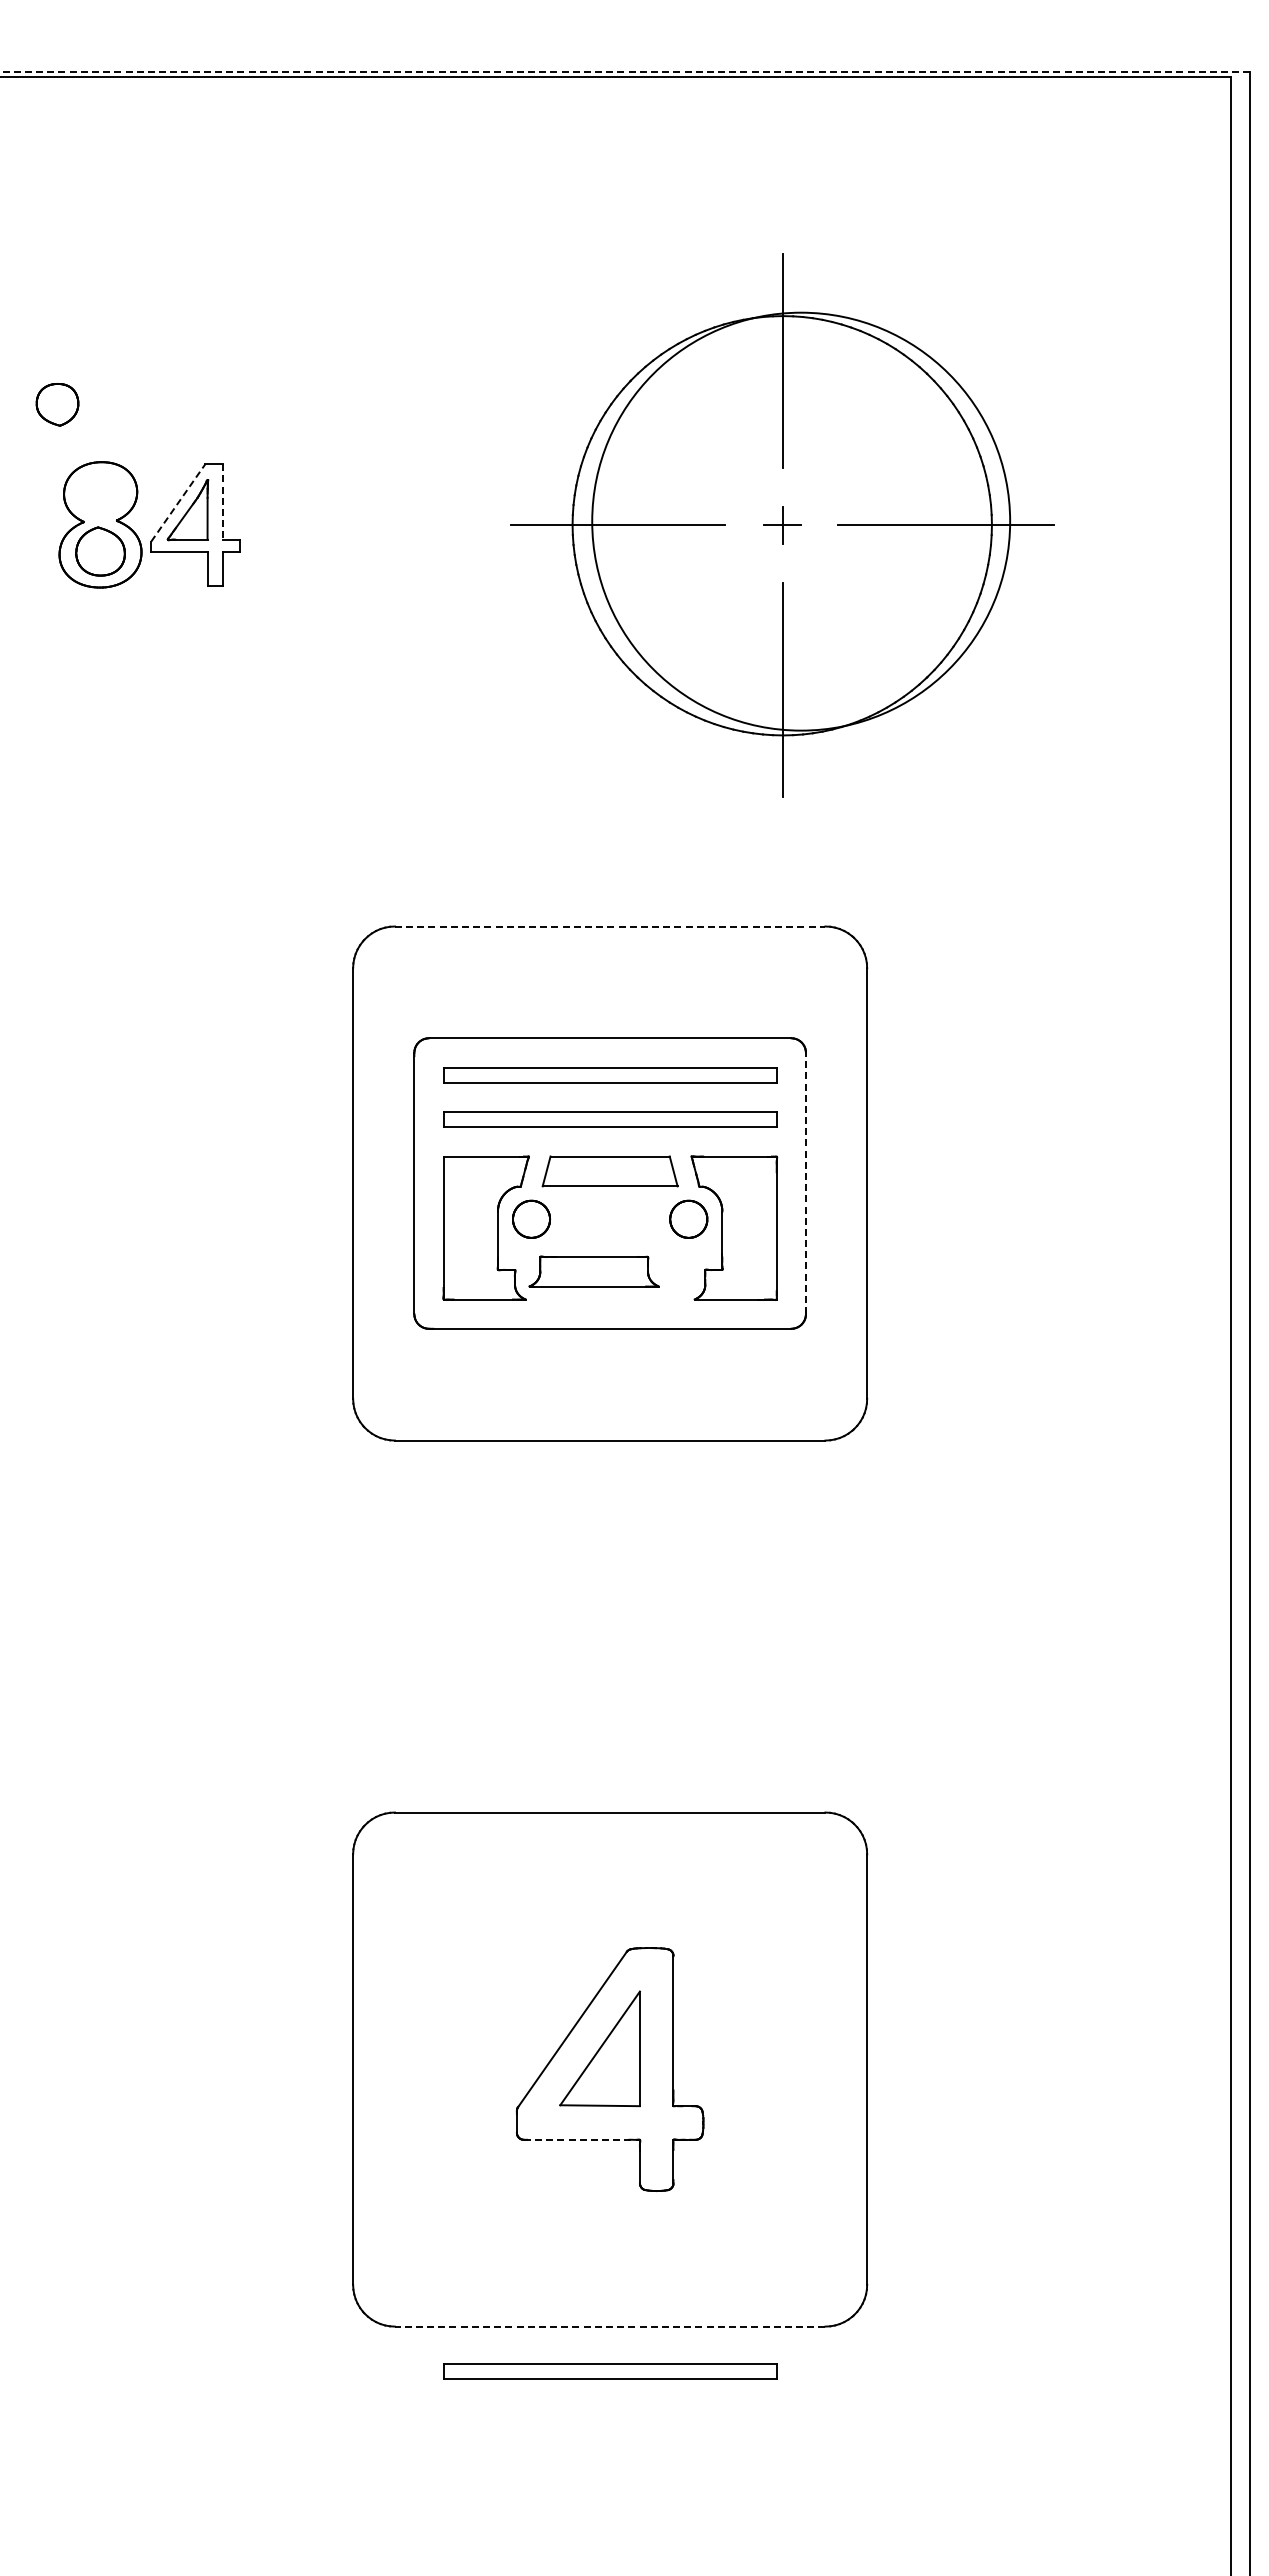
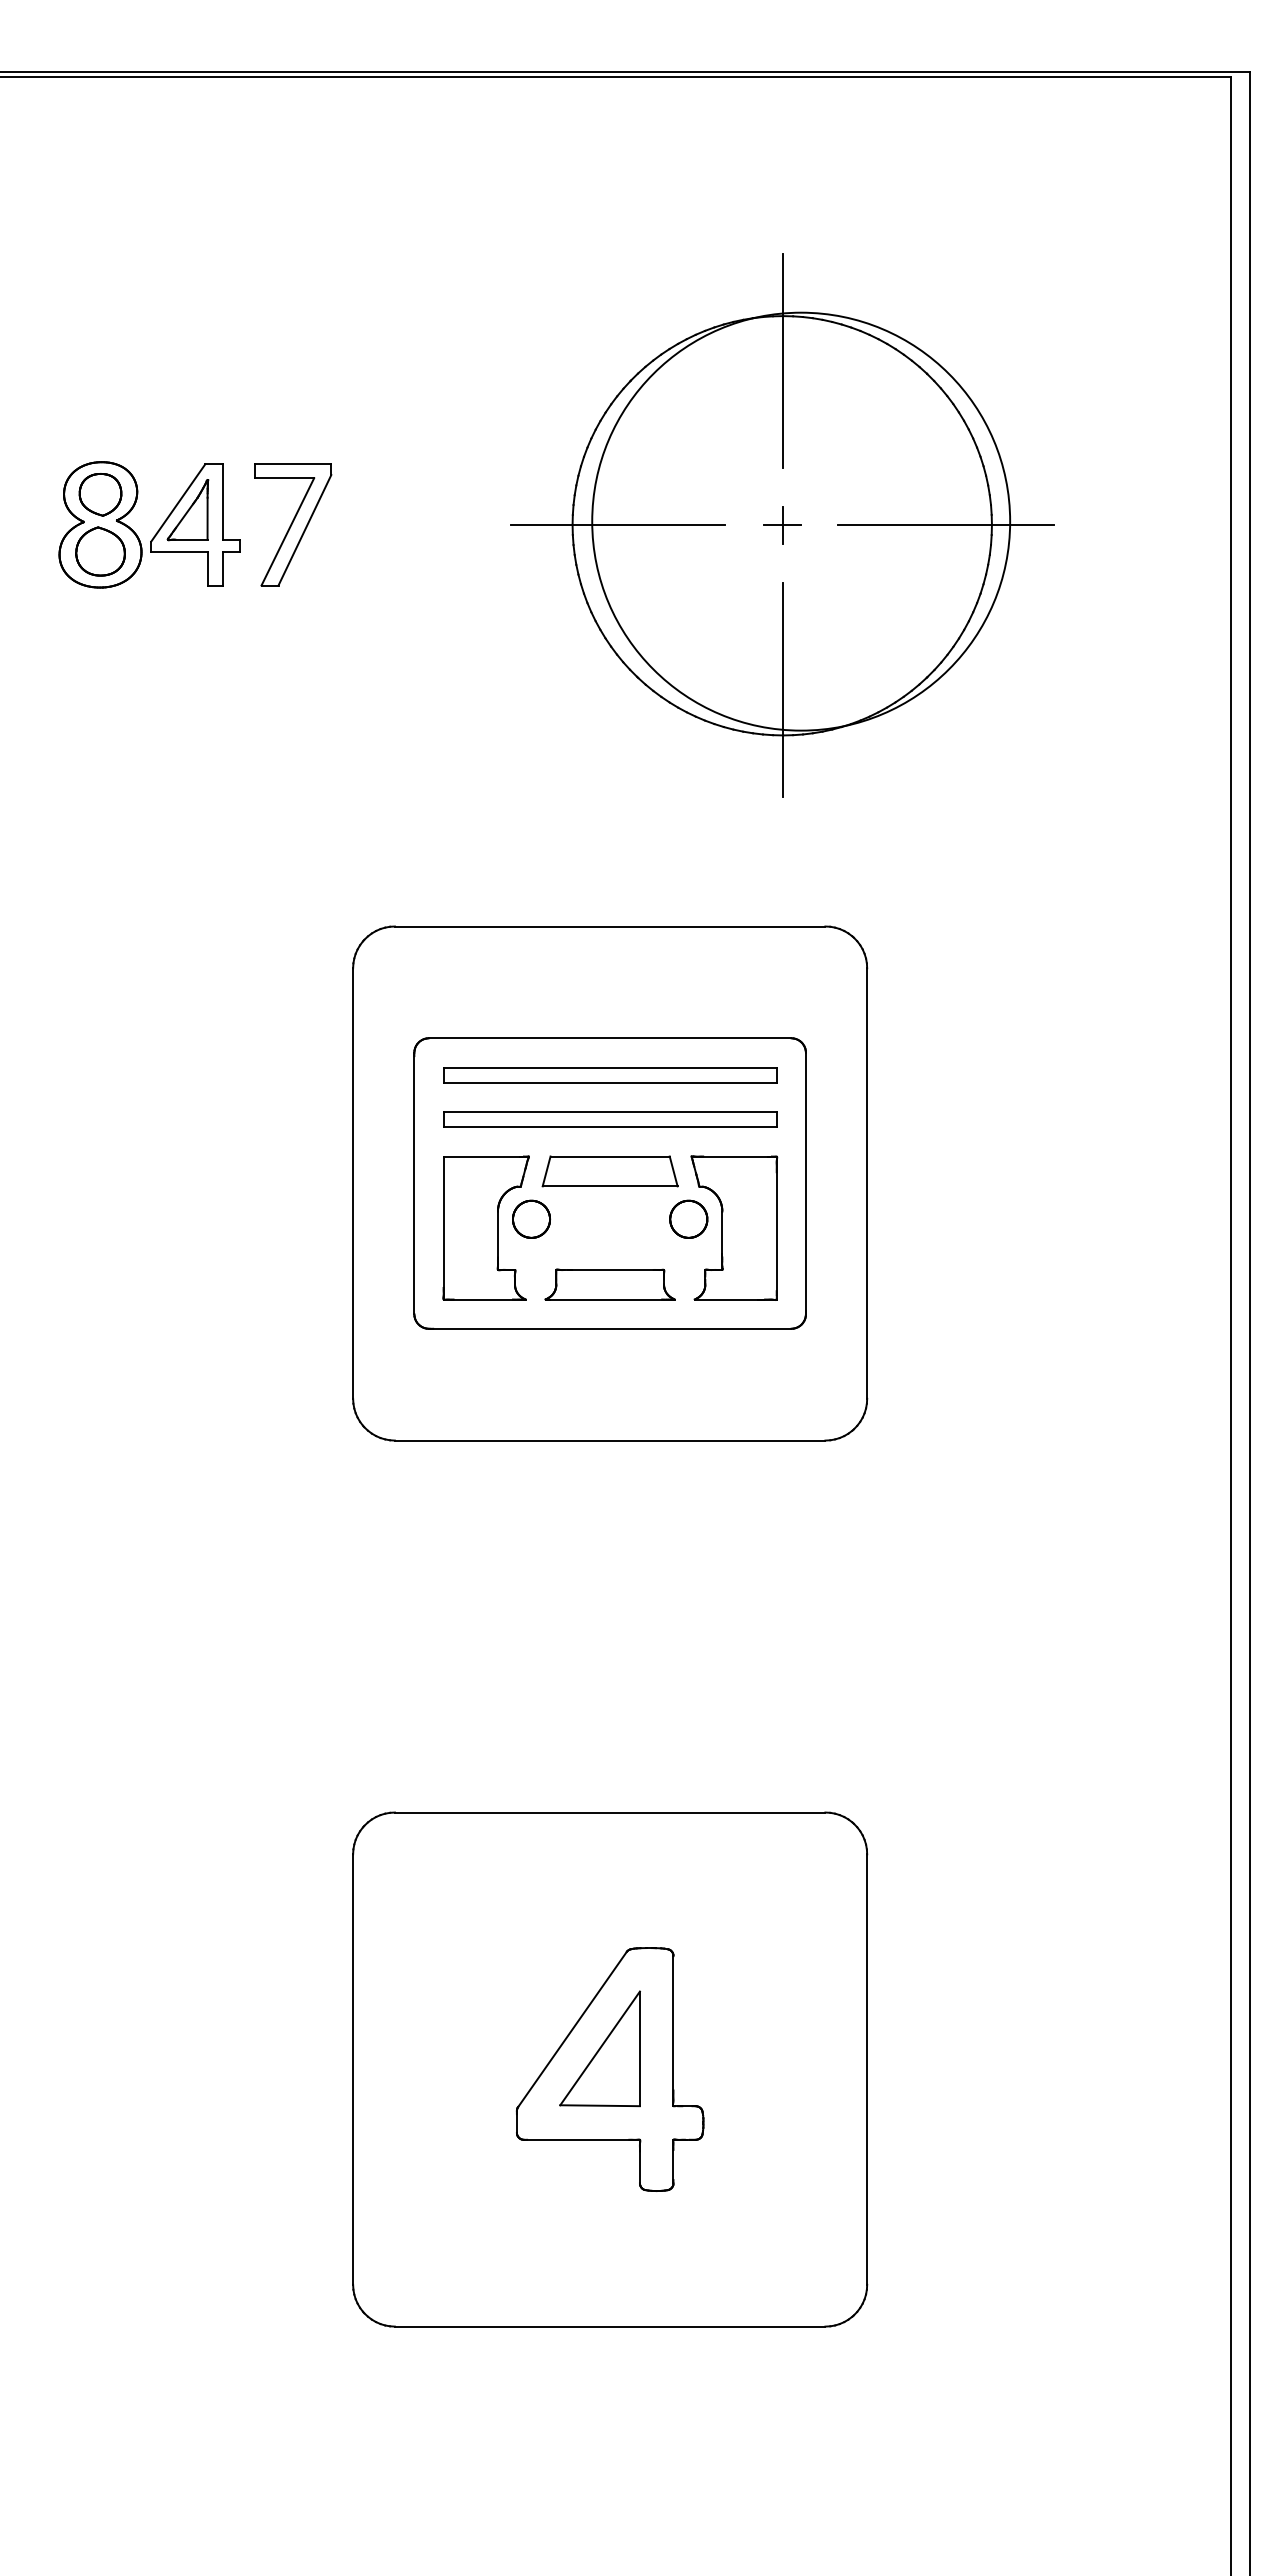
line: dashed -> solid (625, 72)
part position: (57, 404) -> (100, 494) (100, 494)
line: dashed -> solid (223, 501)
line: dashed -> solid (178, 502)
part: none -> present (293, 524)
line: dashed -> solid (610, 926)
line: dashed -> solid (805, 1183)
part position: (593, 1271) -> (609, 1284) (609, 1284)
line: dashed -> solid (582, 2139)
line: dashed -> solid (609, 2326)
part: present -> none (610, 2371)
